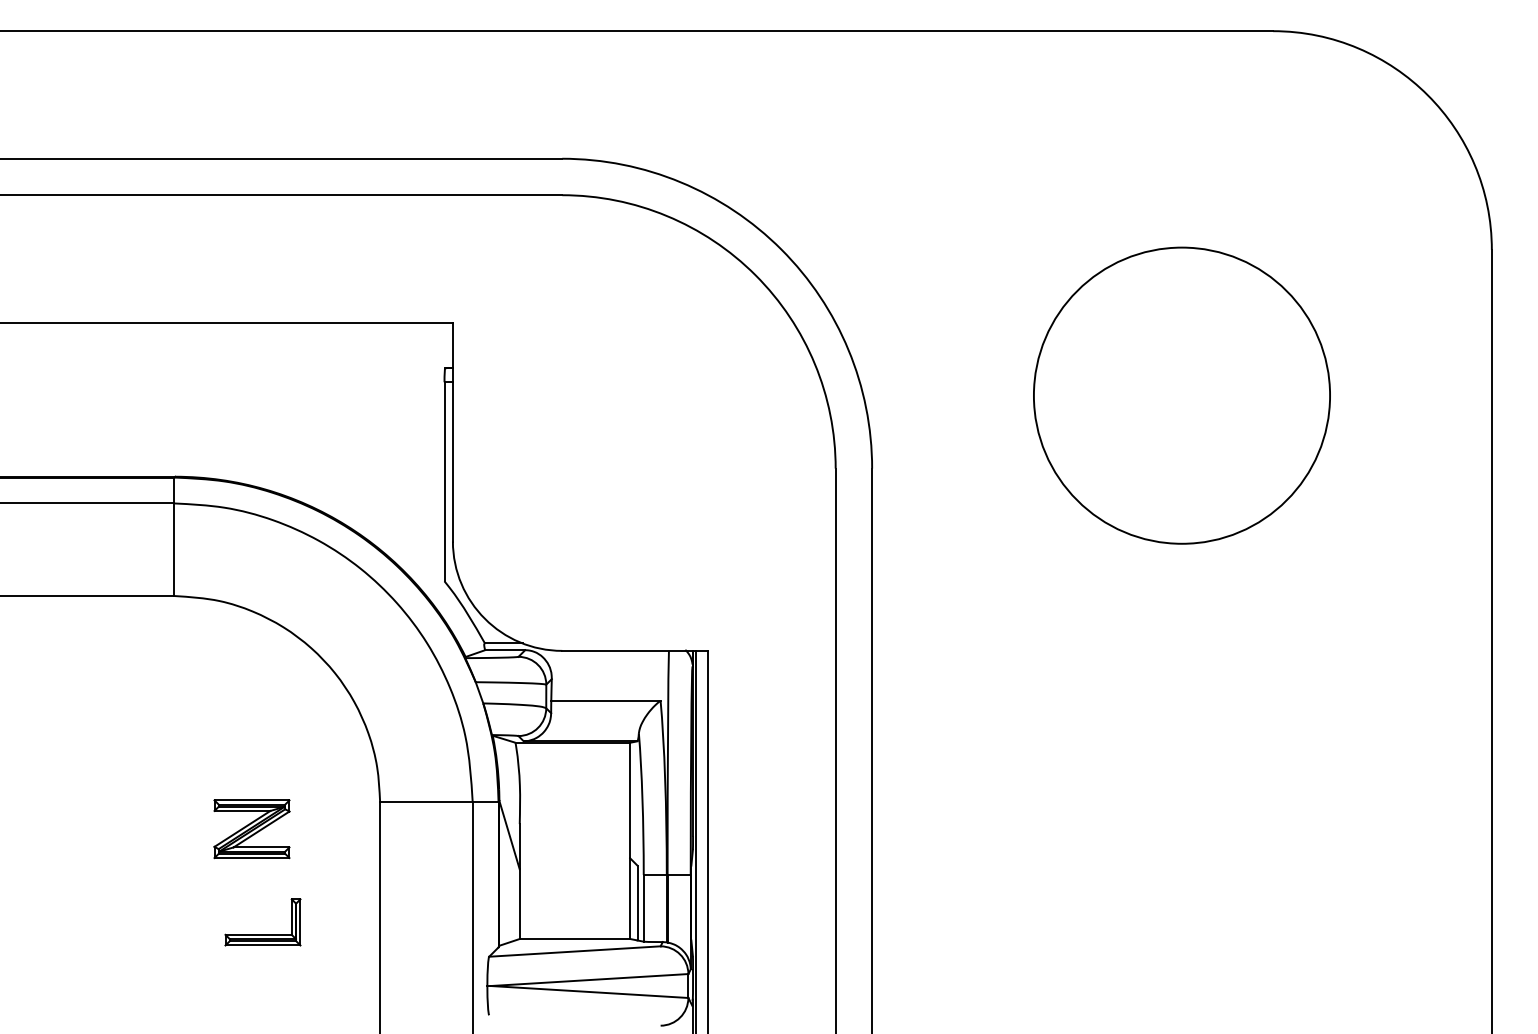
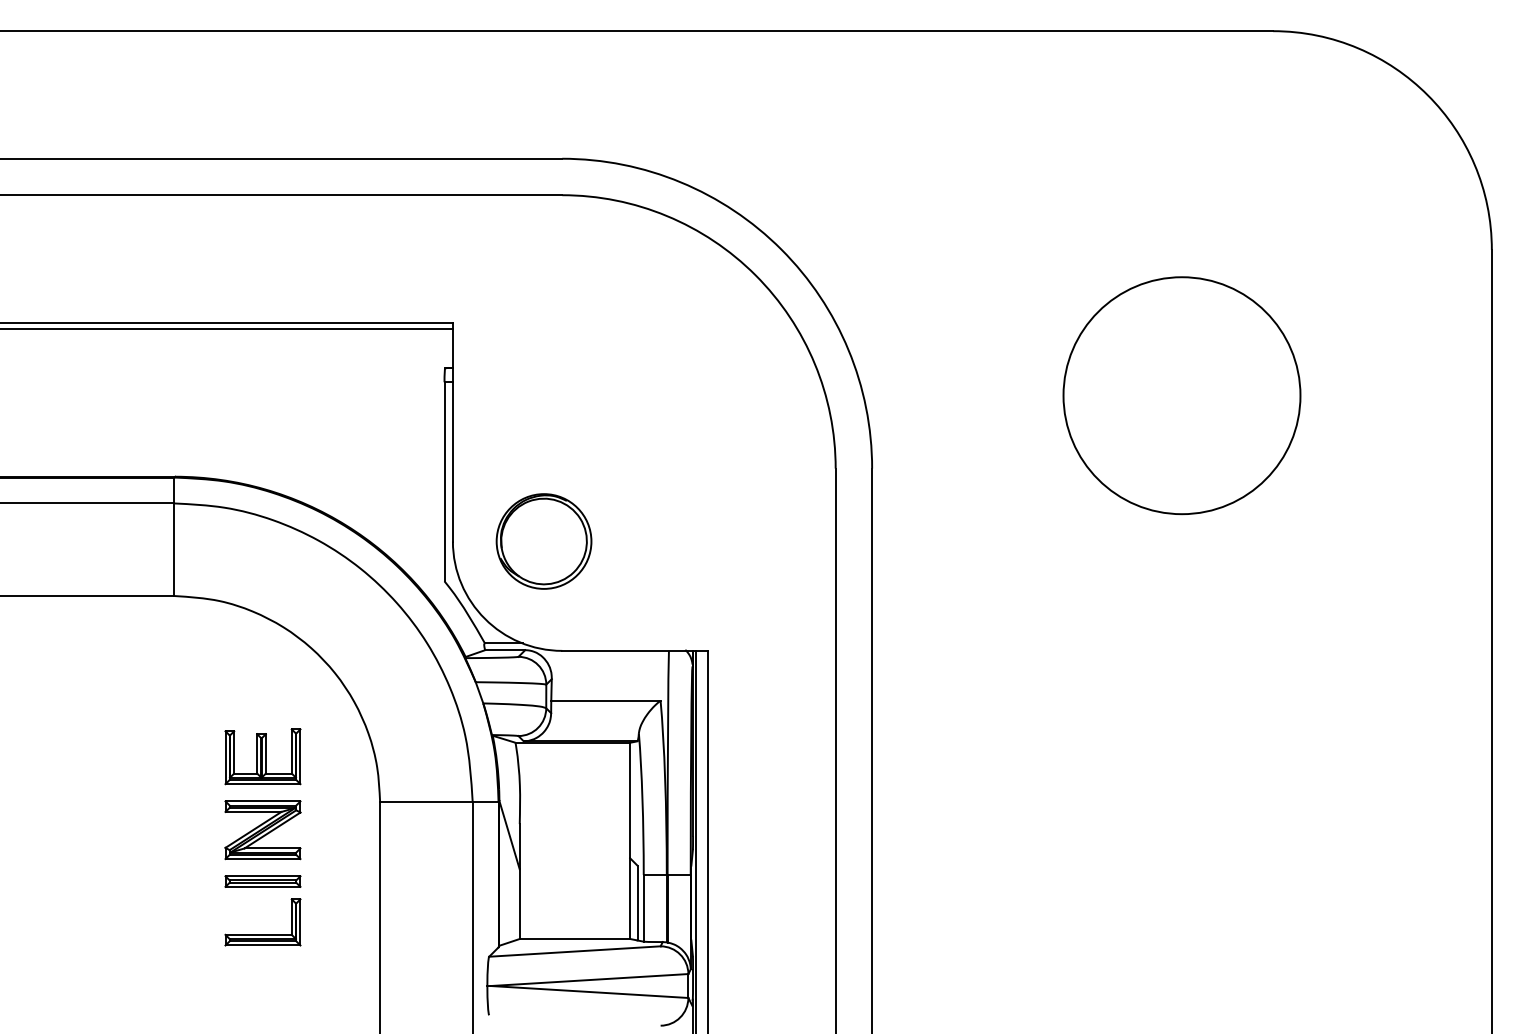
line: none -> present (227, 329)
circle diameter: 296 px -> 237 px (1181, 395)
part: none -> present (543, 541)
part: none -> present (262, 756)
part position: (251, 829) -> (262, 830) (262, 830)
part: none -> present (262, 881)
